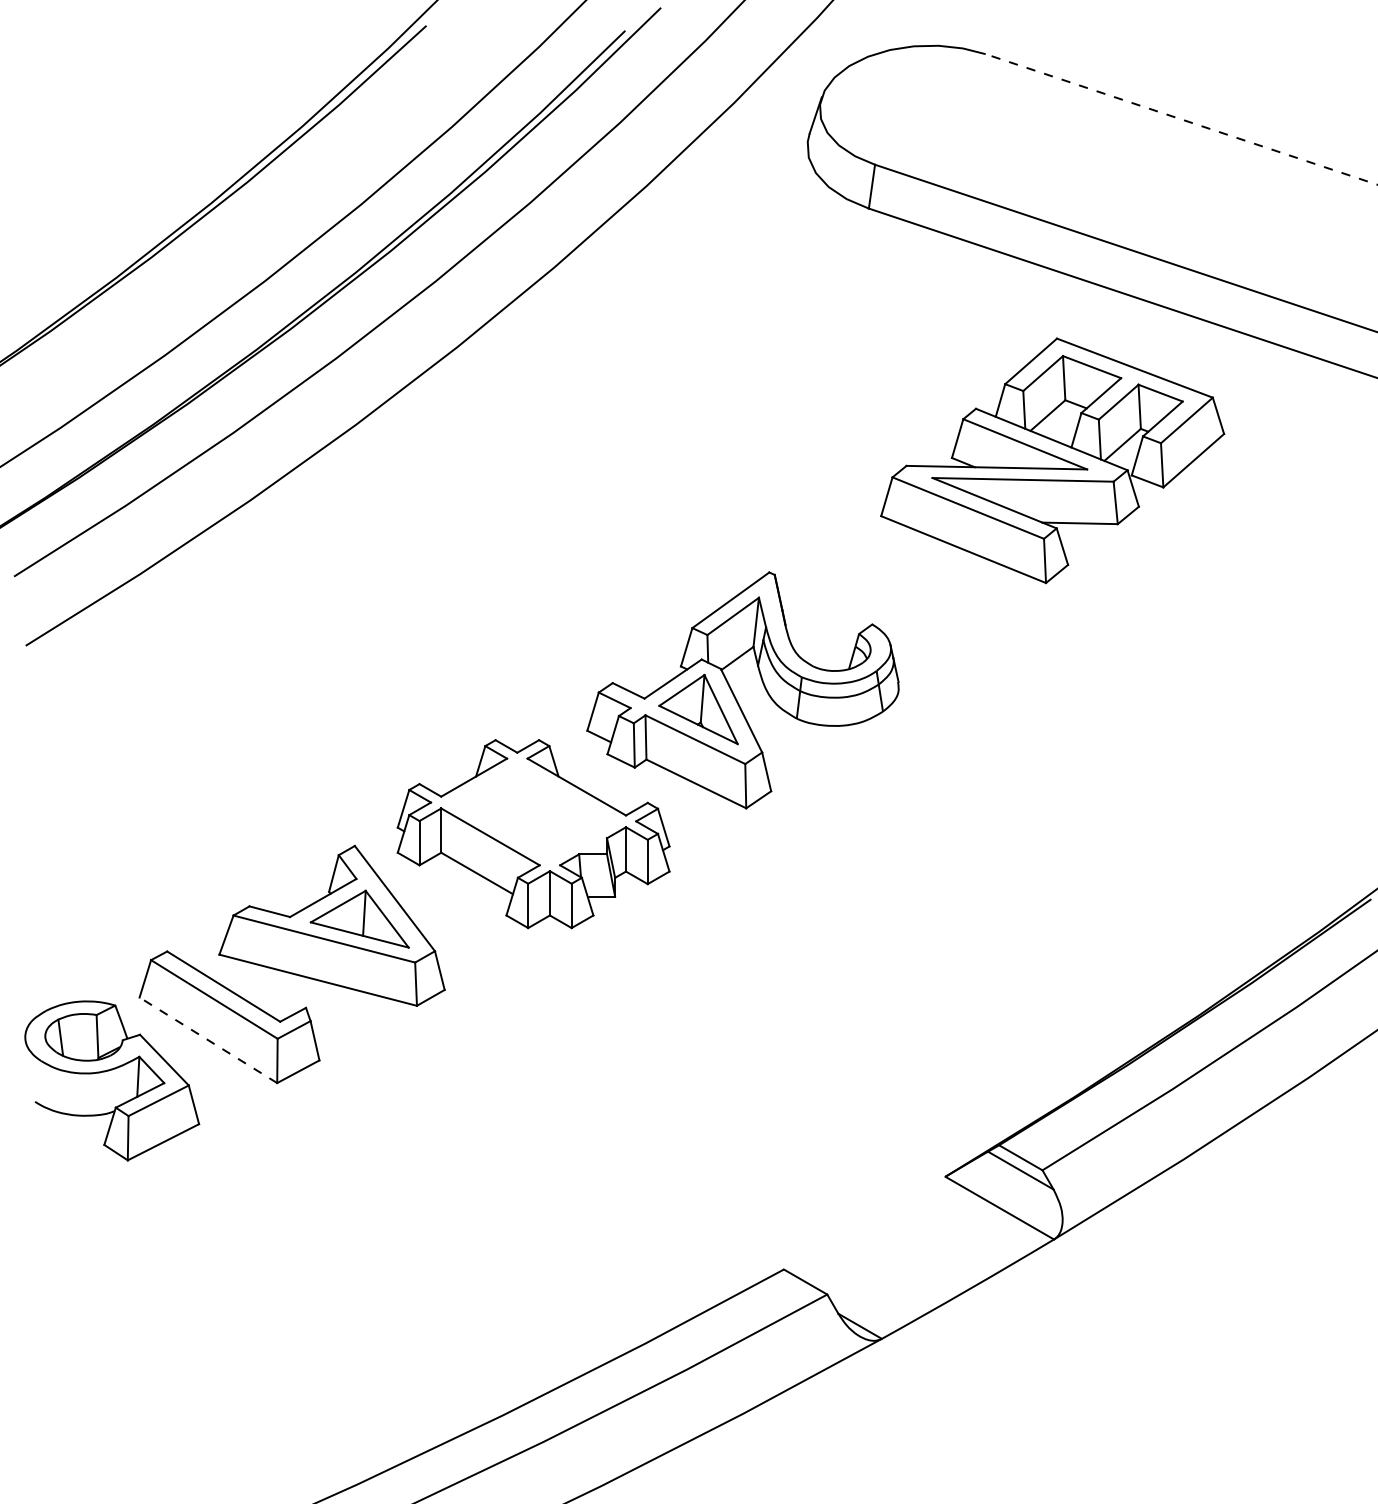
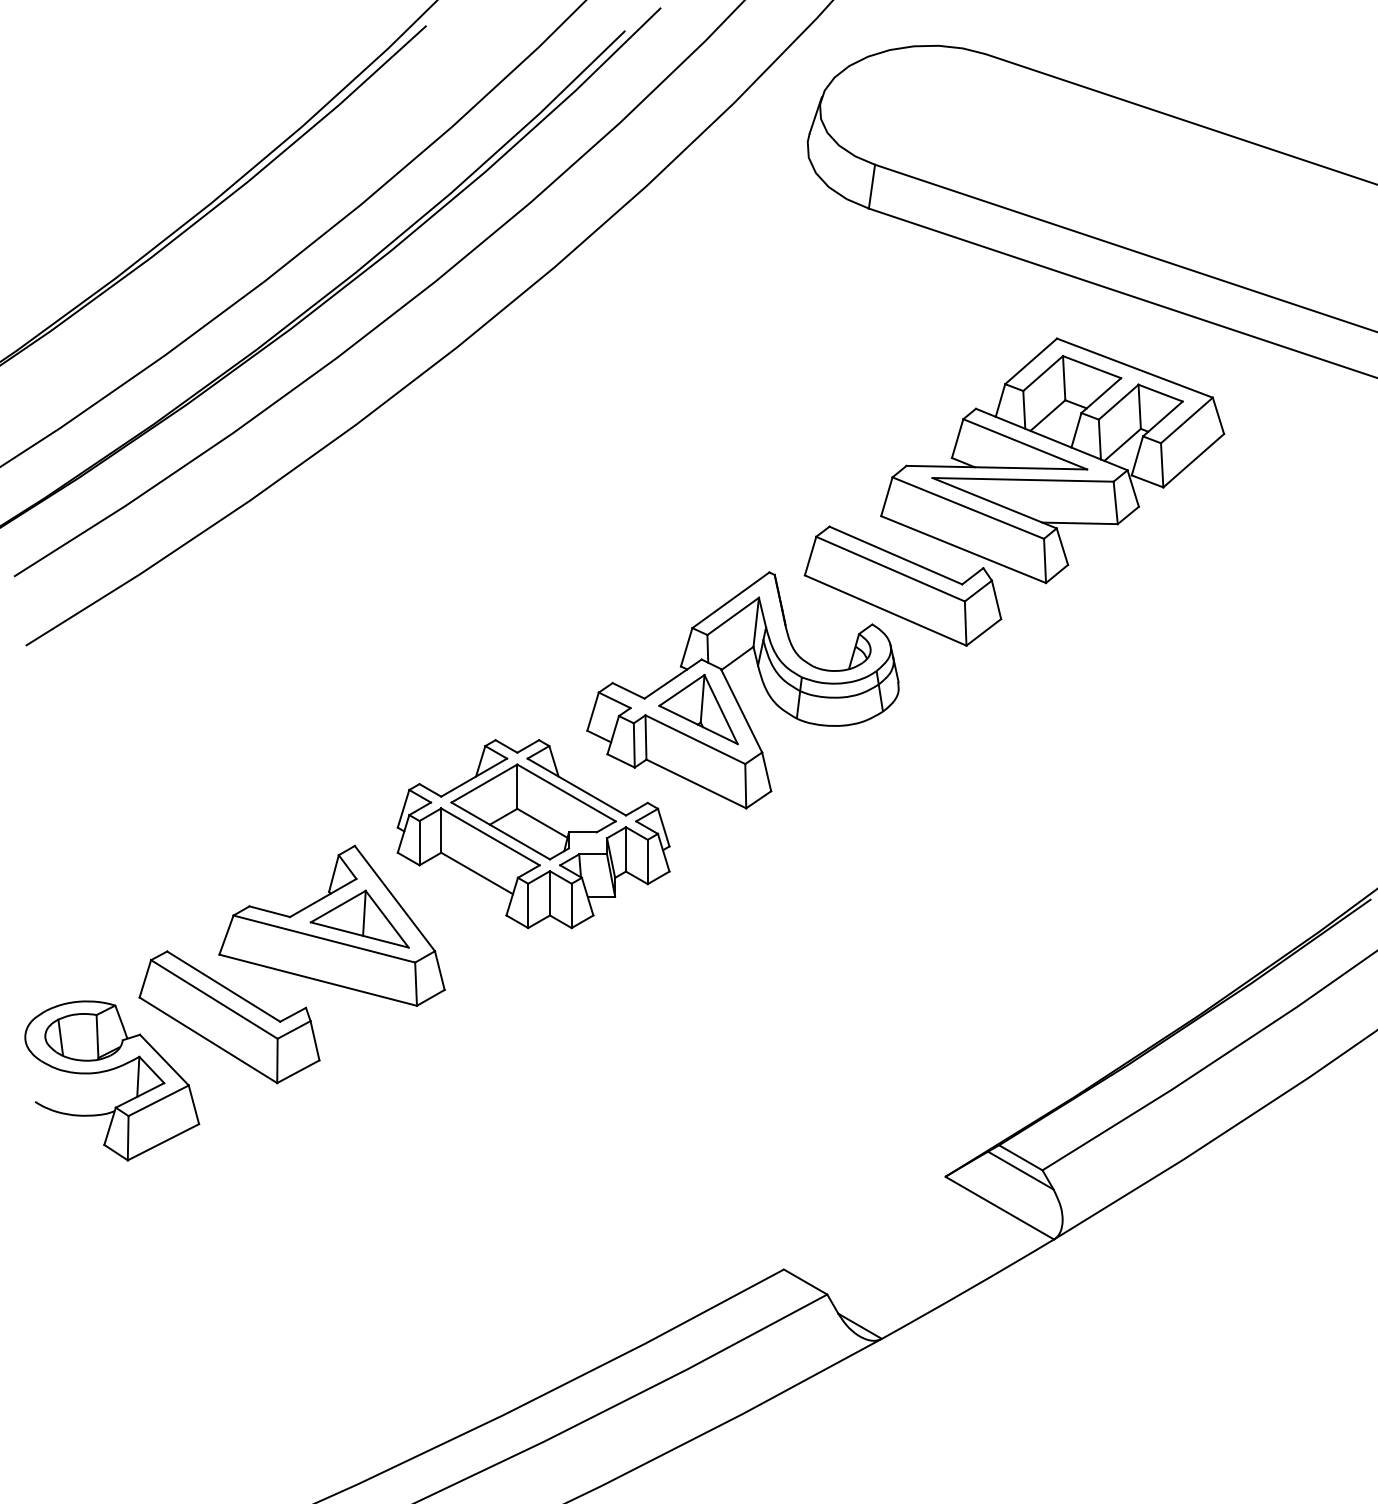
line: dashed -> solid (1180, 119)
part: none -> present (902, 585)
part: none -> present (533, 811)
line: dashed -> solid (208, 1040)
